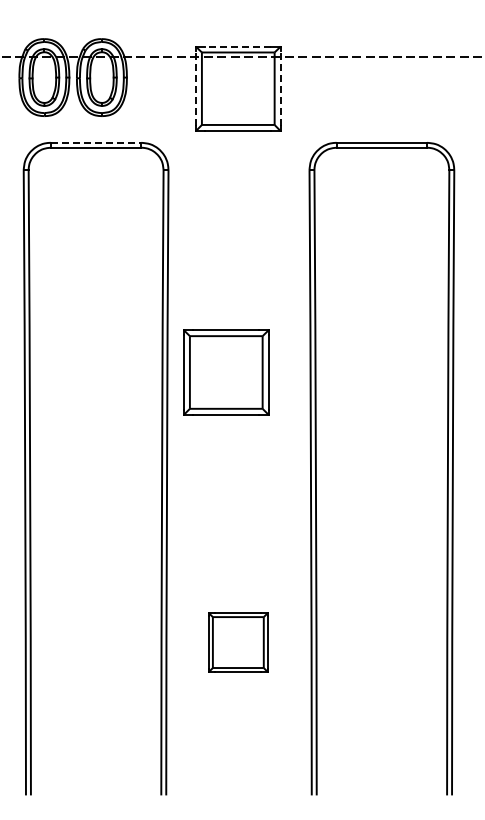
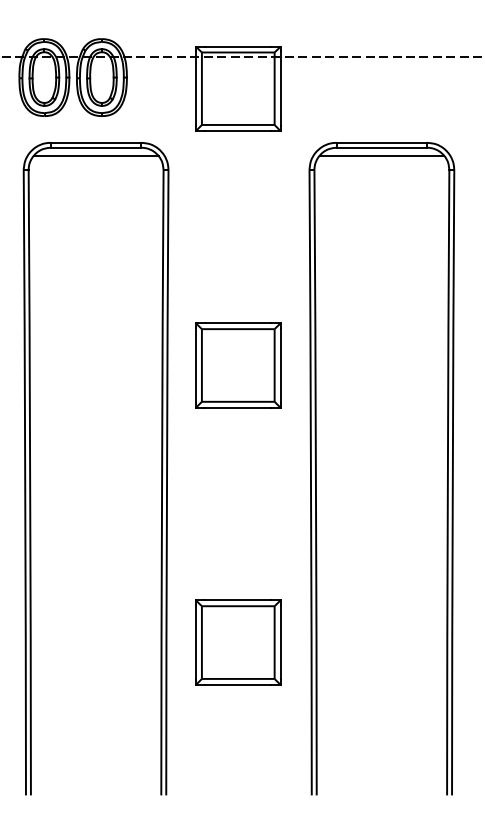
line: dashed -> solid (238, 46)
line: dashed -> solid (195, 88)
line: dashed -> solid (280, 88)
line: dashed -> solid (96, 142)
line: none -> present (96, 155)
line: none -> present (381, 155)
part position: (226, 372) -> (238, 365) (238, 365)
part size: 61x61 px -> 87x87 px (238, 642)
